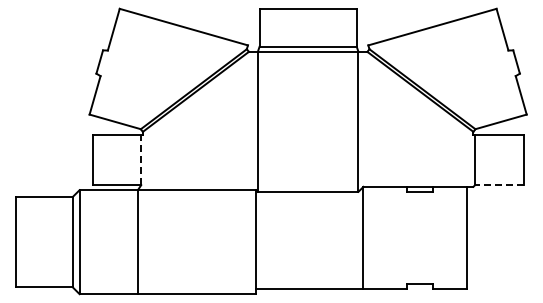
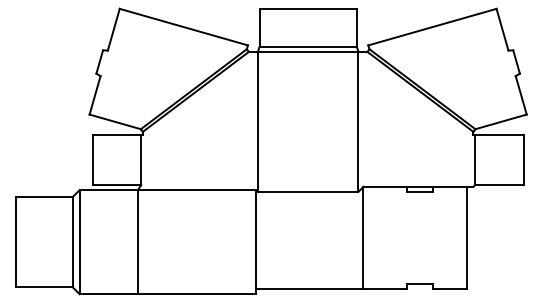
line: dashed -> solid (141, 160)
line: dashed -> solid (498, 185)
